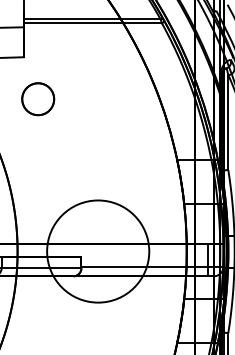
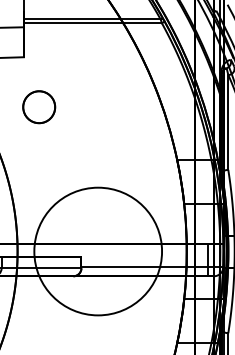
part position: (38, 99) -> (39, 107) (39, 107)
circle diameter: 102 px -> 128 px (98, 251)
